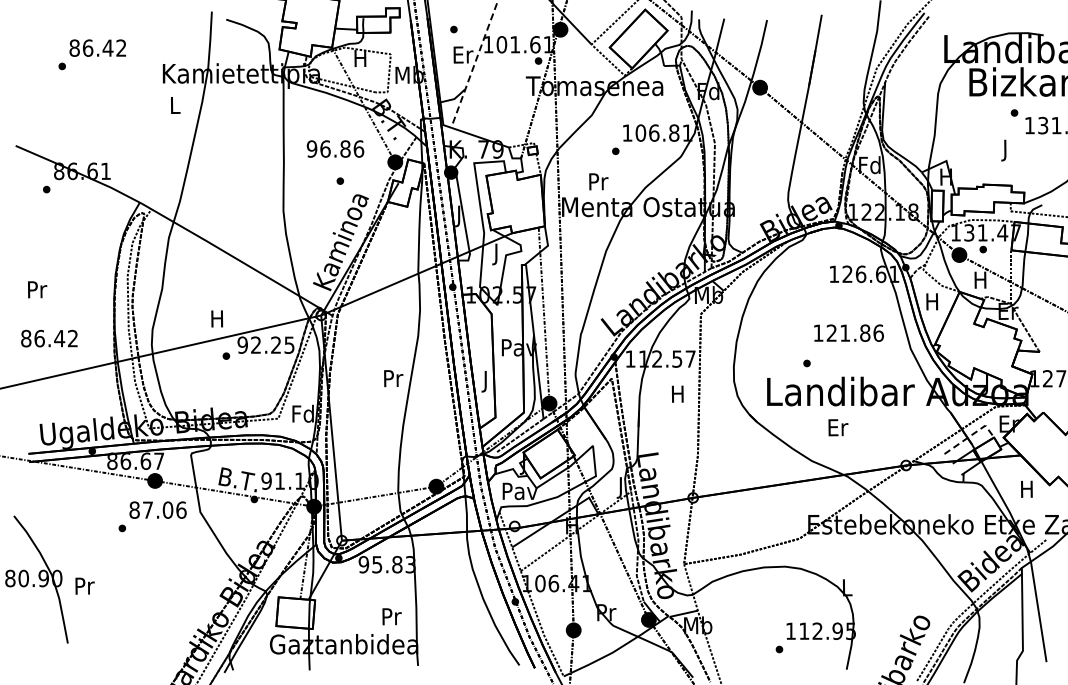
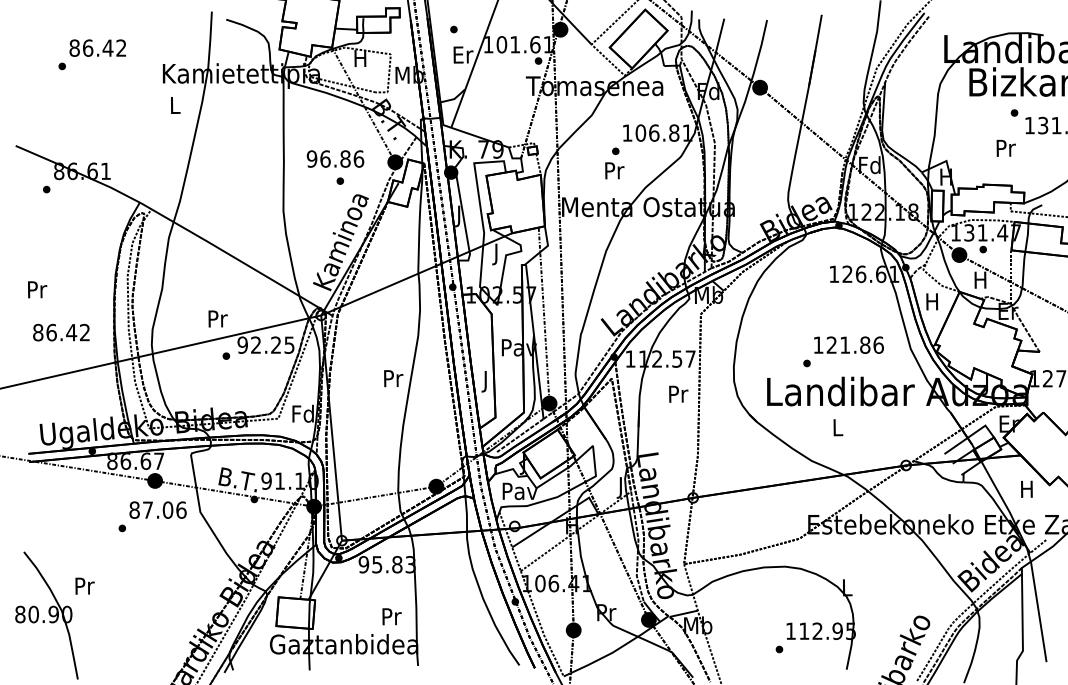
line: dashed -> solid (474, 64)
text position: (335, 148) -> (335, 158) (335, 158)
text: J -> Pr (1005, 150)
text position: (598, 181) -> (614, 170) (614, 170)
text: H -> Pr (217, 318)
text position: (848, 332) -> (848, 344) (848, 344)
text position: (49, 338) -> (61, 332) (61, 332)
text: H -> Pr (678, 393)
text: Er -> L (838, 427)
line: dashed -> solid (971, 435)
part position: (36, 579) -> (46, 615) (46, 615)
